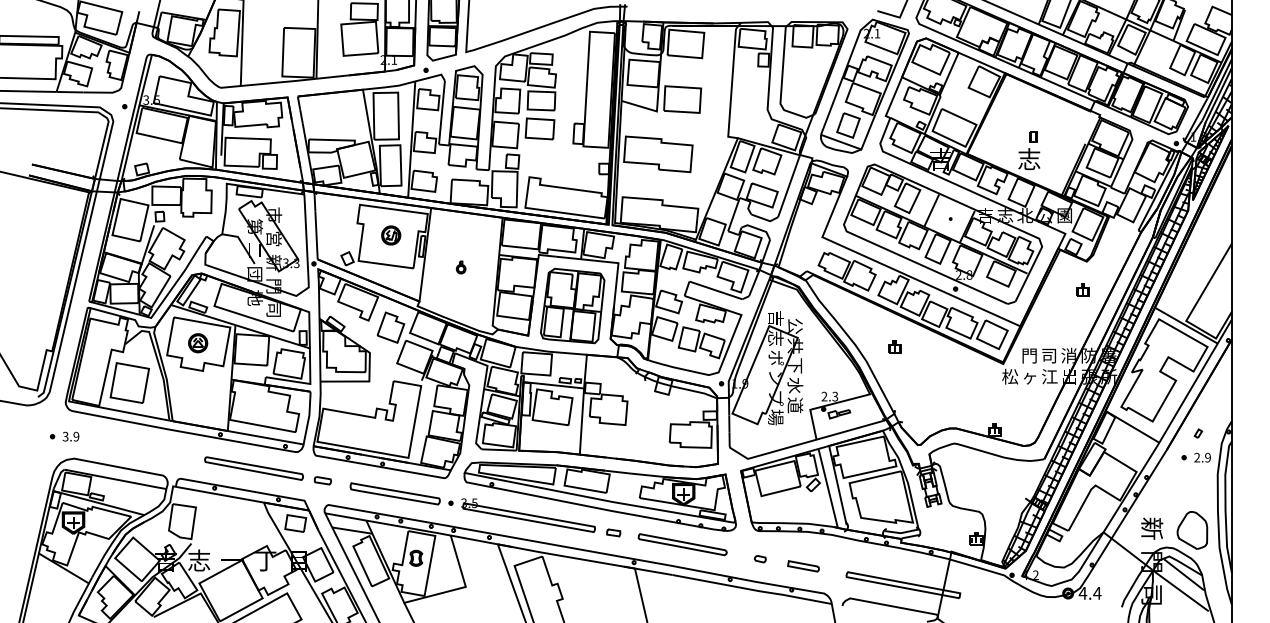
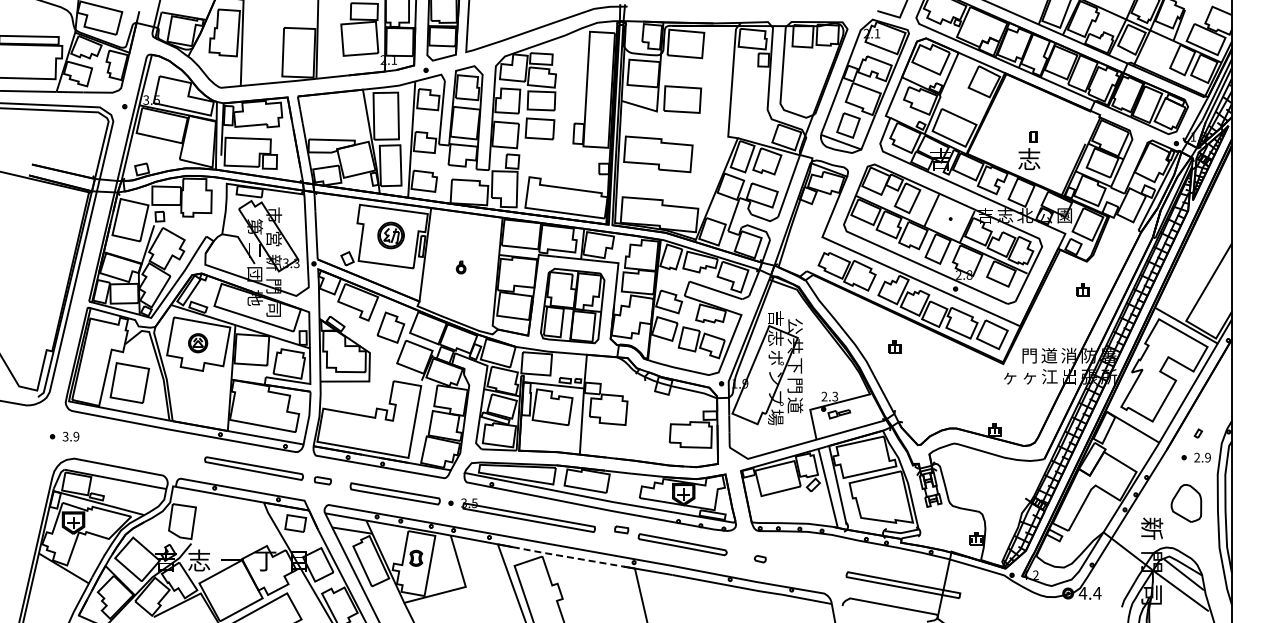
part size: 21x21 px -> 28x29 px (390, 235)
text: 司 -> 道 (1049, 355)
text: 松 -> ヶ (1010, 376)
text: 水 -> 門 (795, 385)
part position: (1192, 530) -> (1186, 503) (1186, 503)
part position: (613, 532) -> (621, 529) (621, 529)
line: solid -> dashed (567, 556)
part: present -> none (803, 566)
